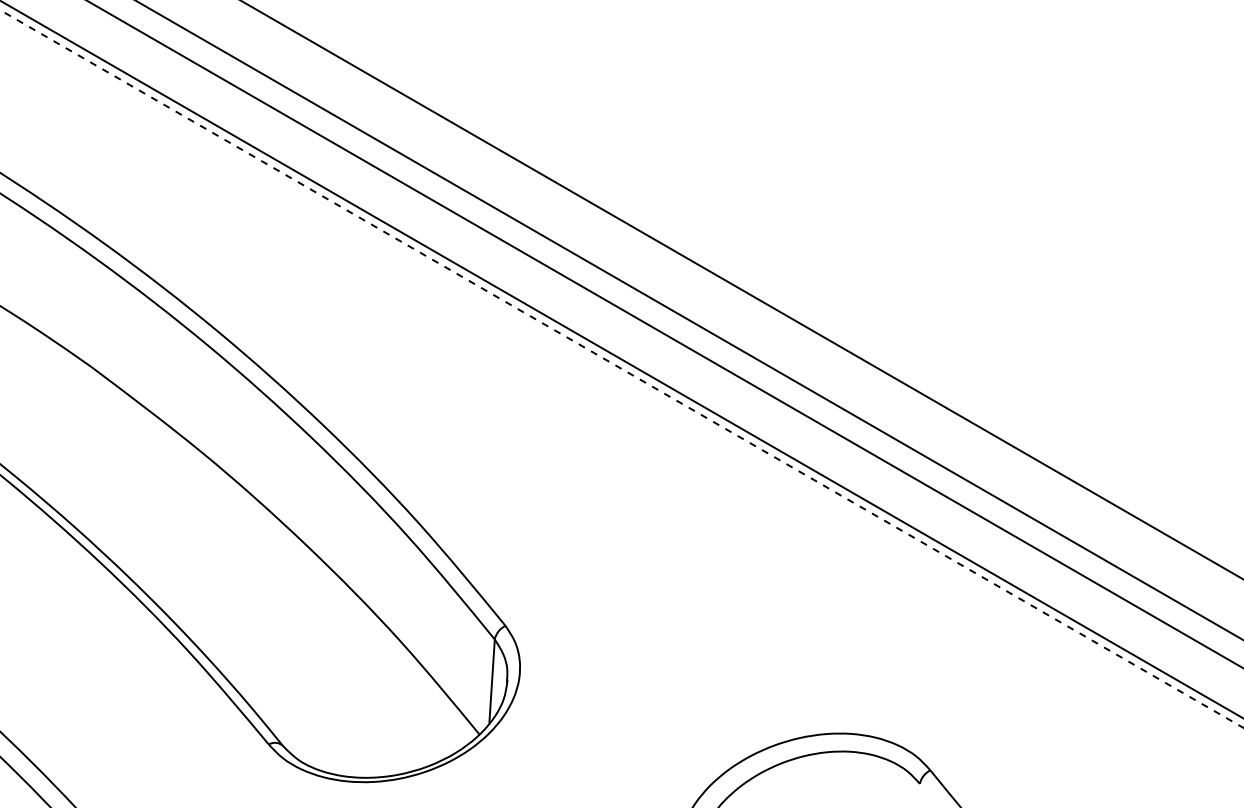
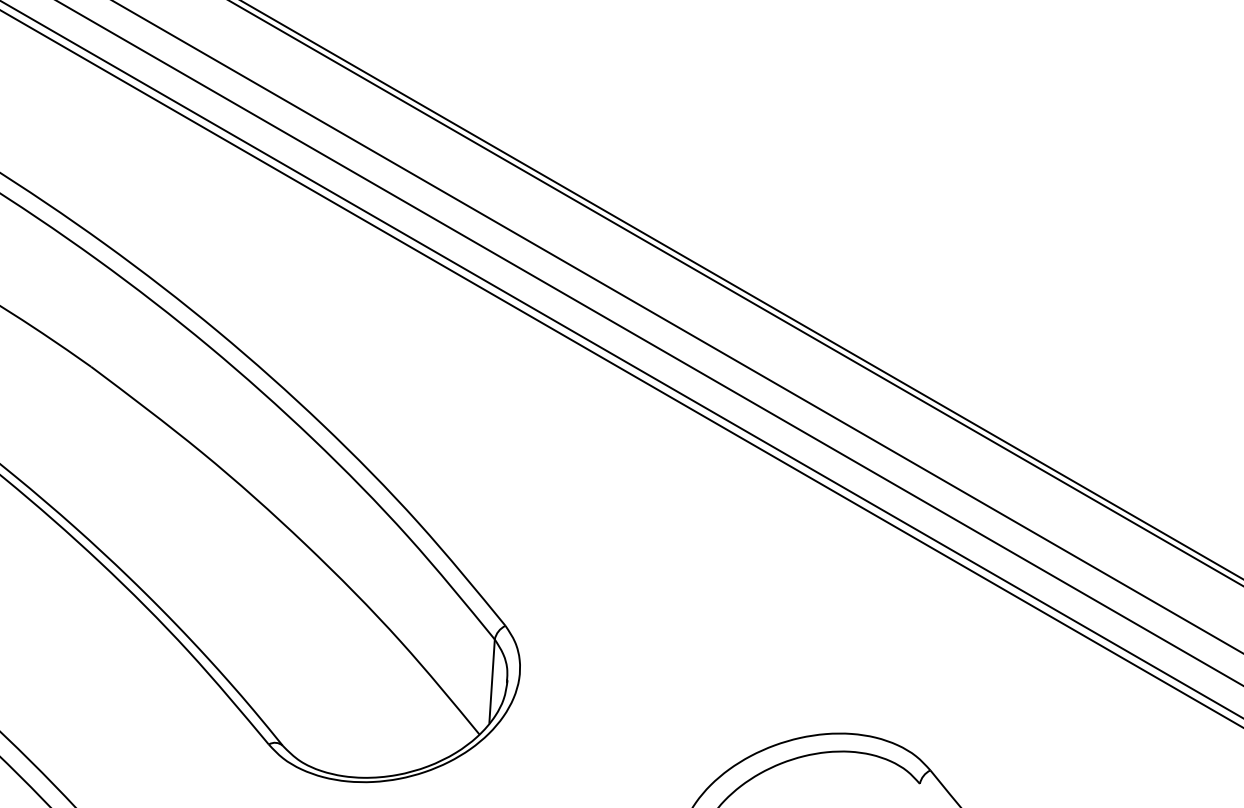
line: none -> present (736, 293)
line position: (689, 320) -> (677, 327) (677, 327)
line position: (664, 334) -> (649, 343) (649, 343)
line: dashed -> solid (621, 369)
